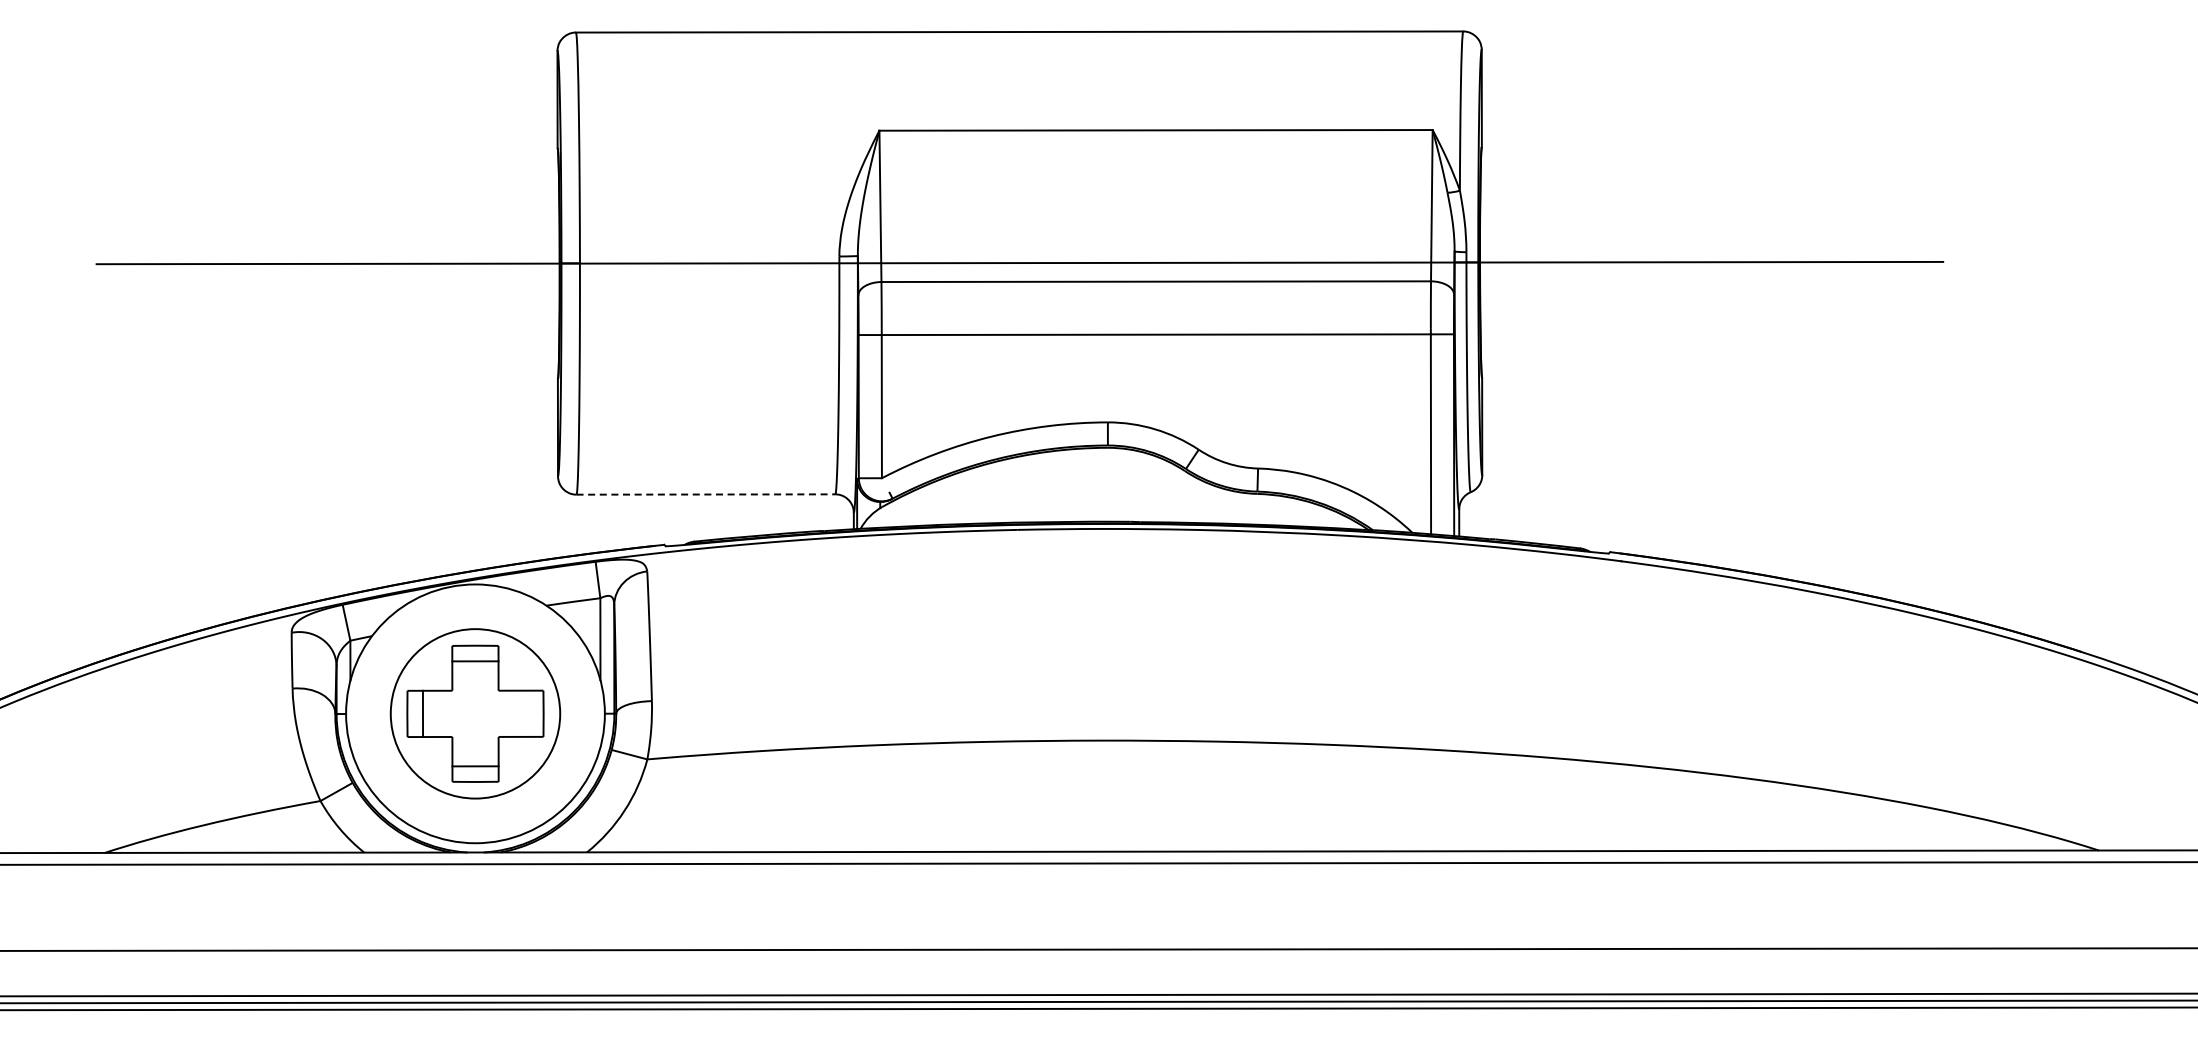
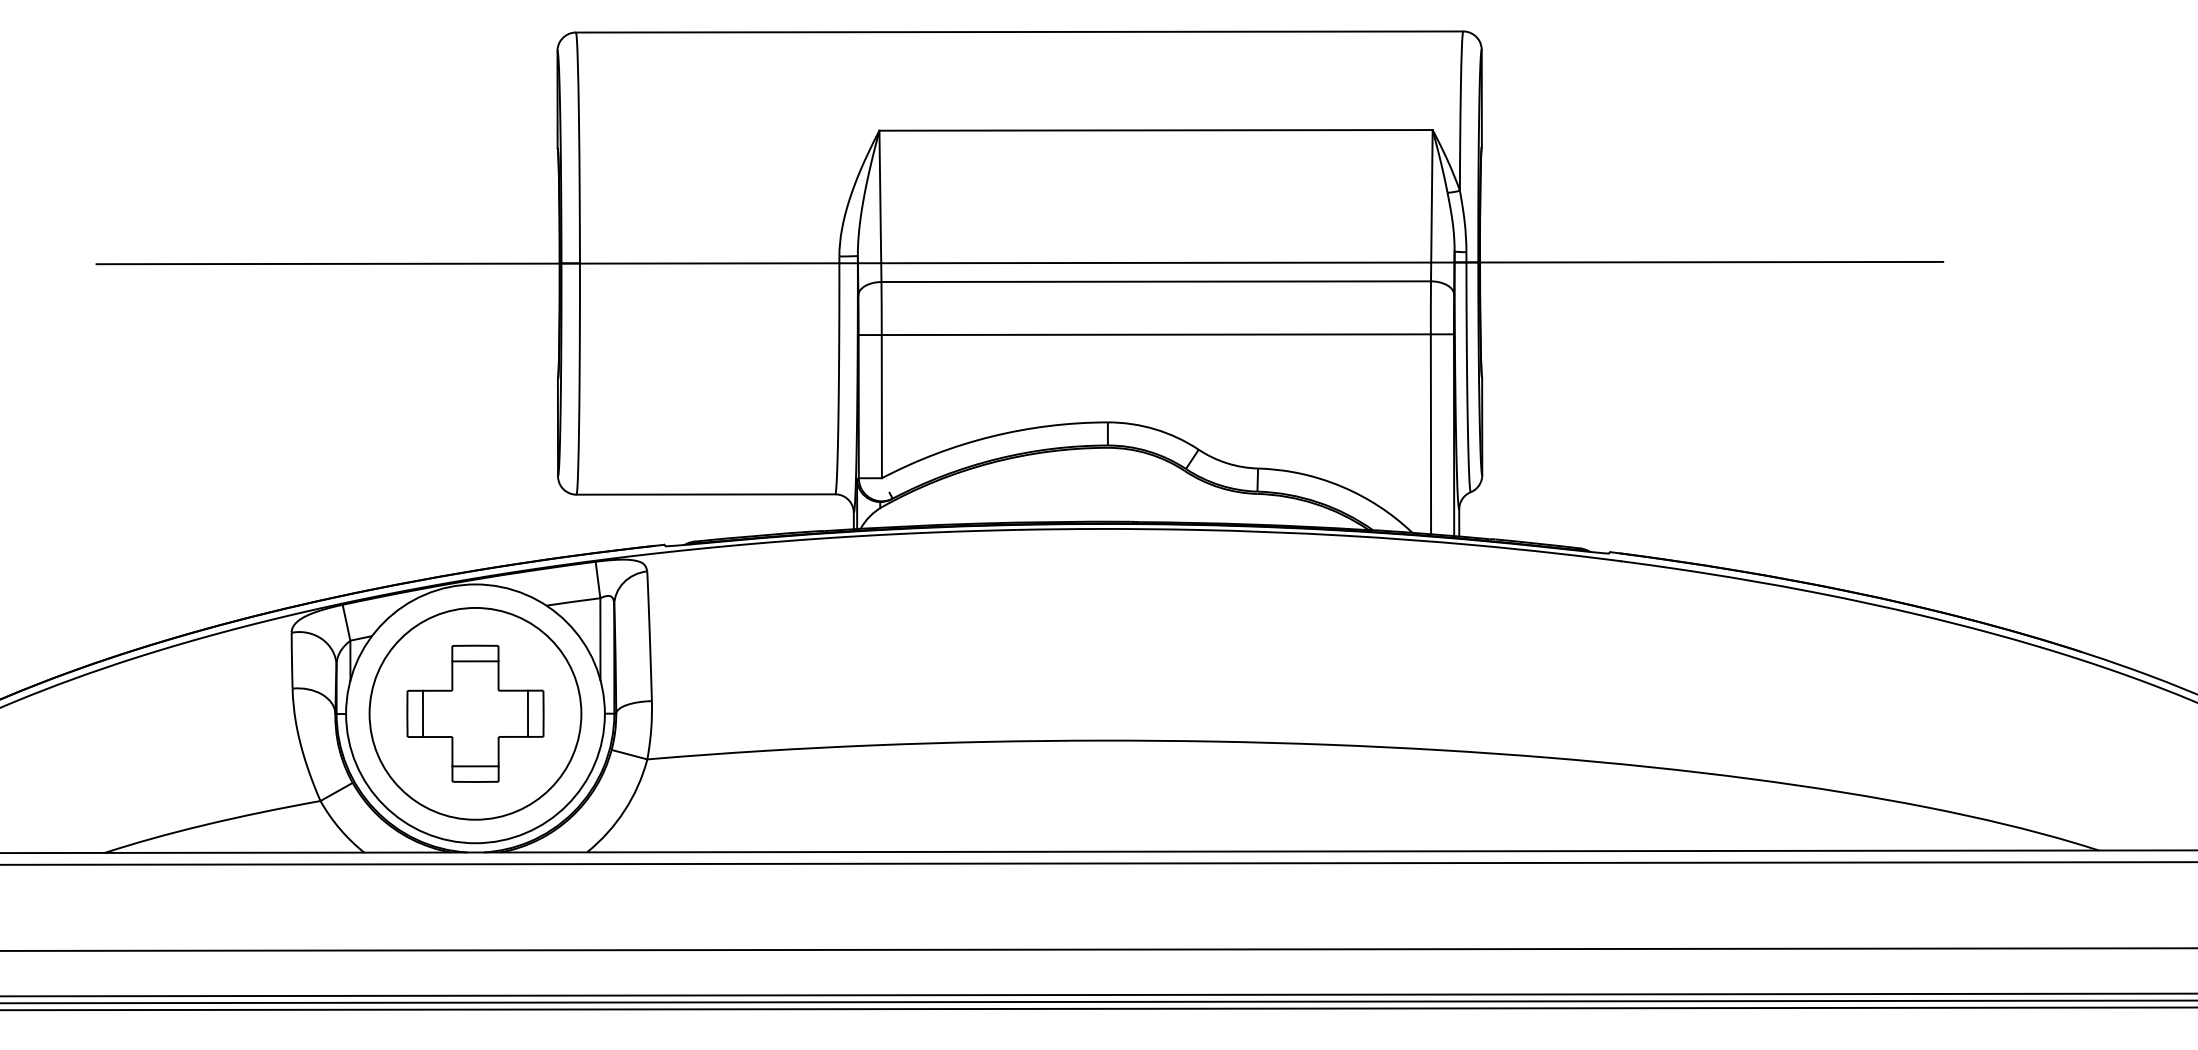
line: dashed -> solid (706, 494)
circle diameter: 169 px -> 212 px (475, 713)
line: none -> present (527, 713)
